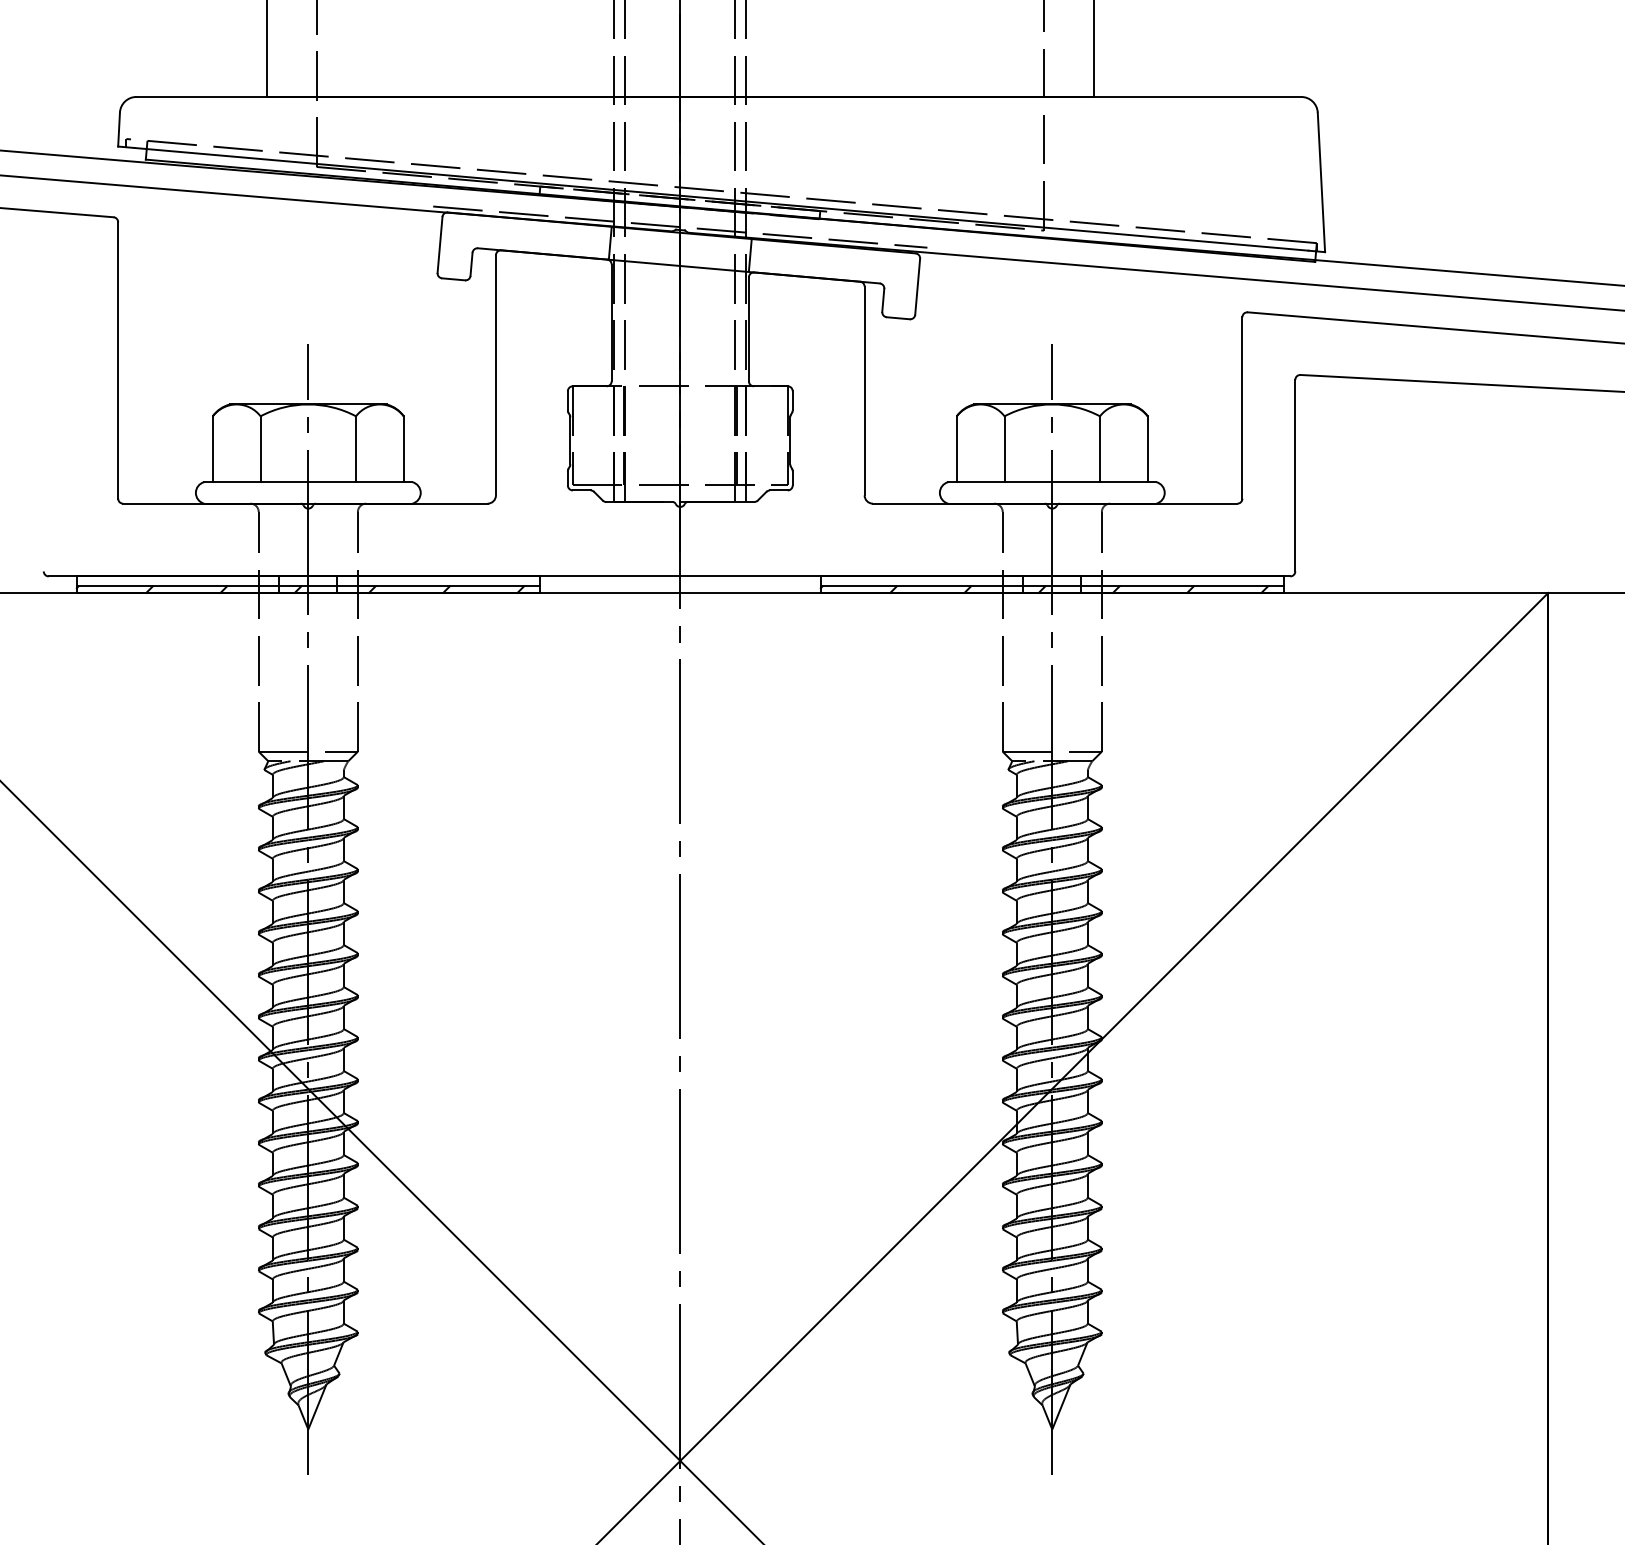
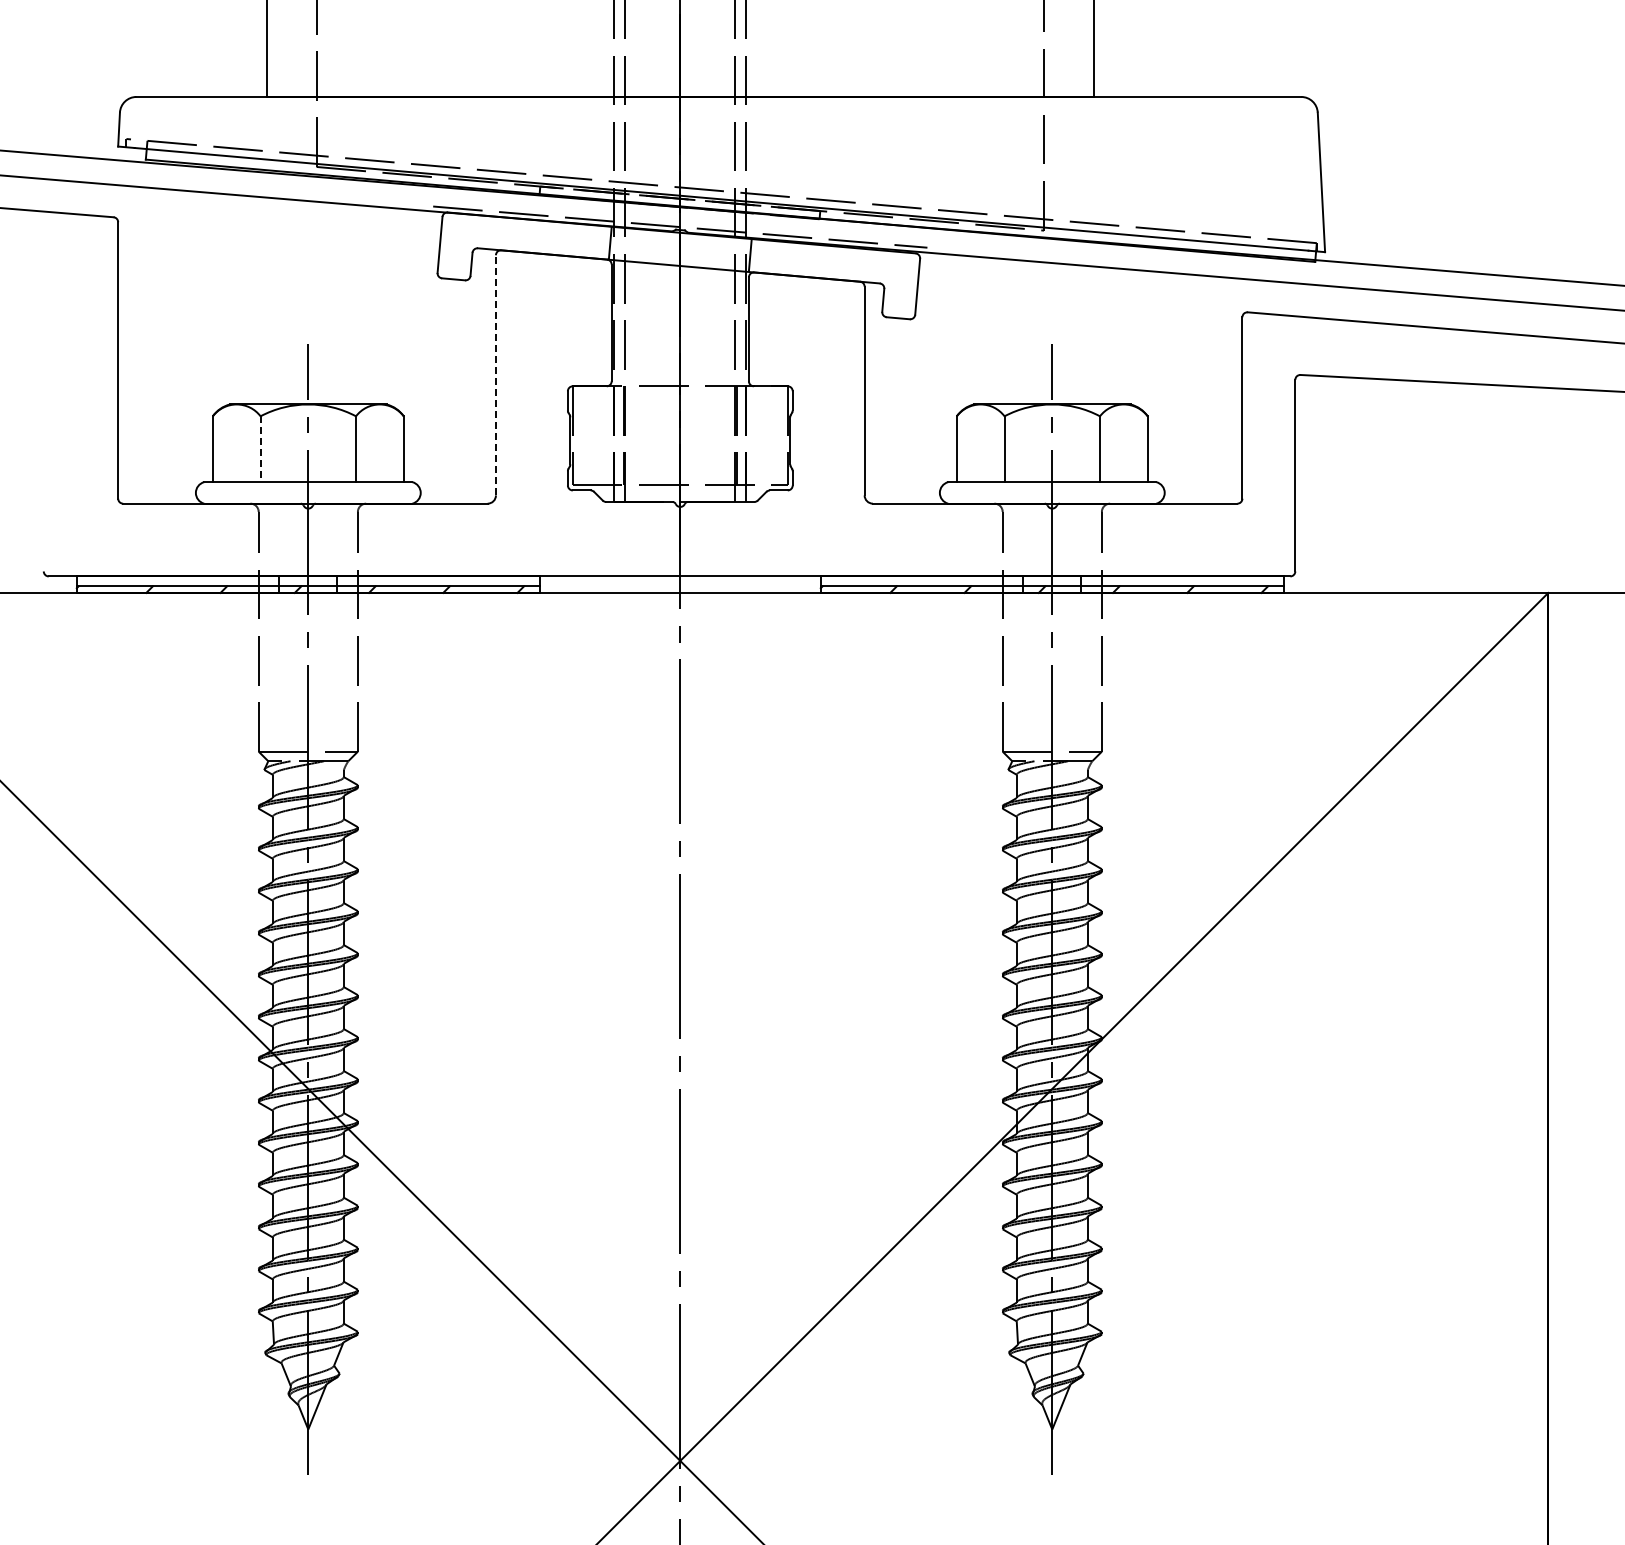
line: solid -> dashed (495, 374)
line: solid -> dashed (260, 449)
